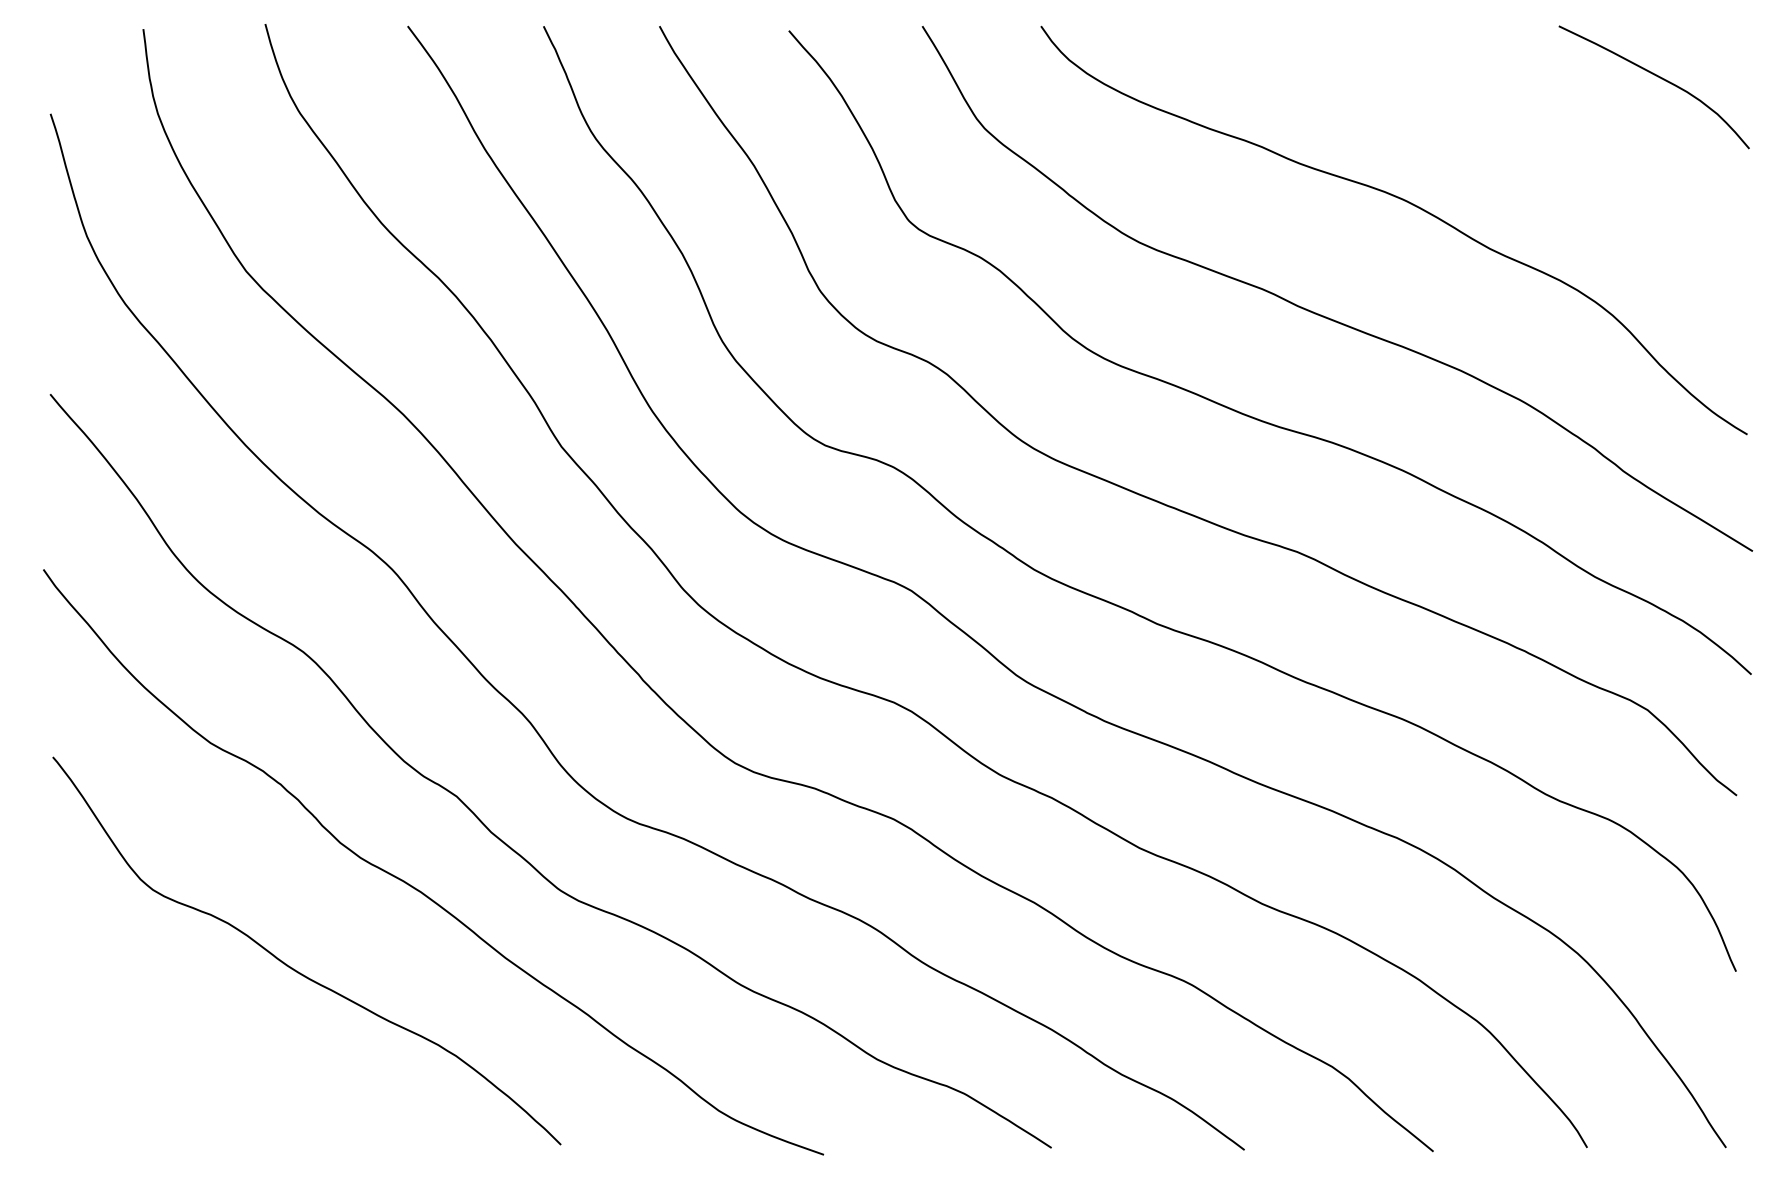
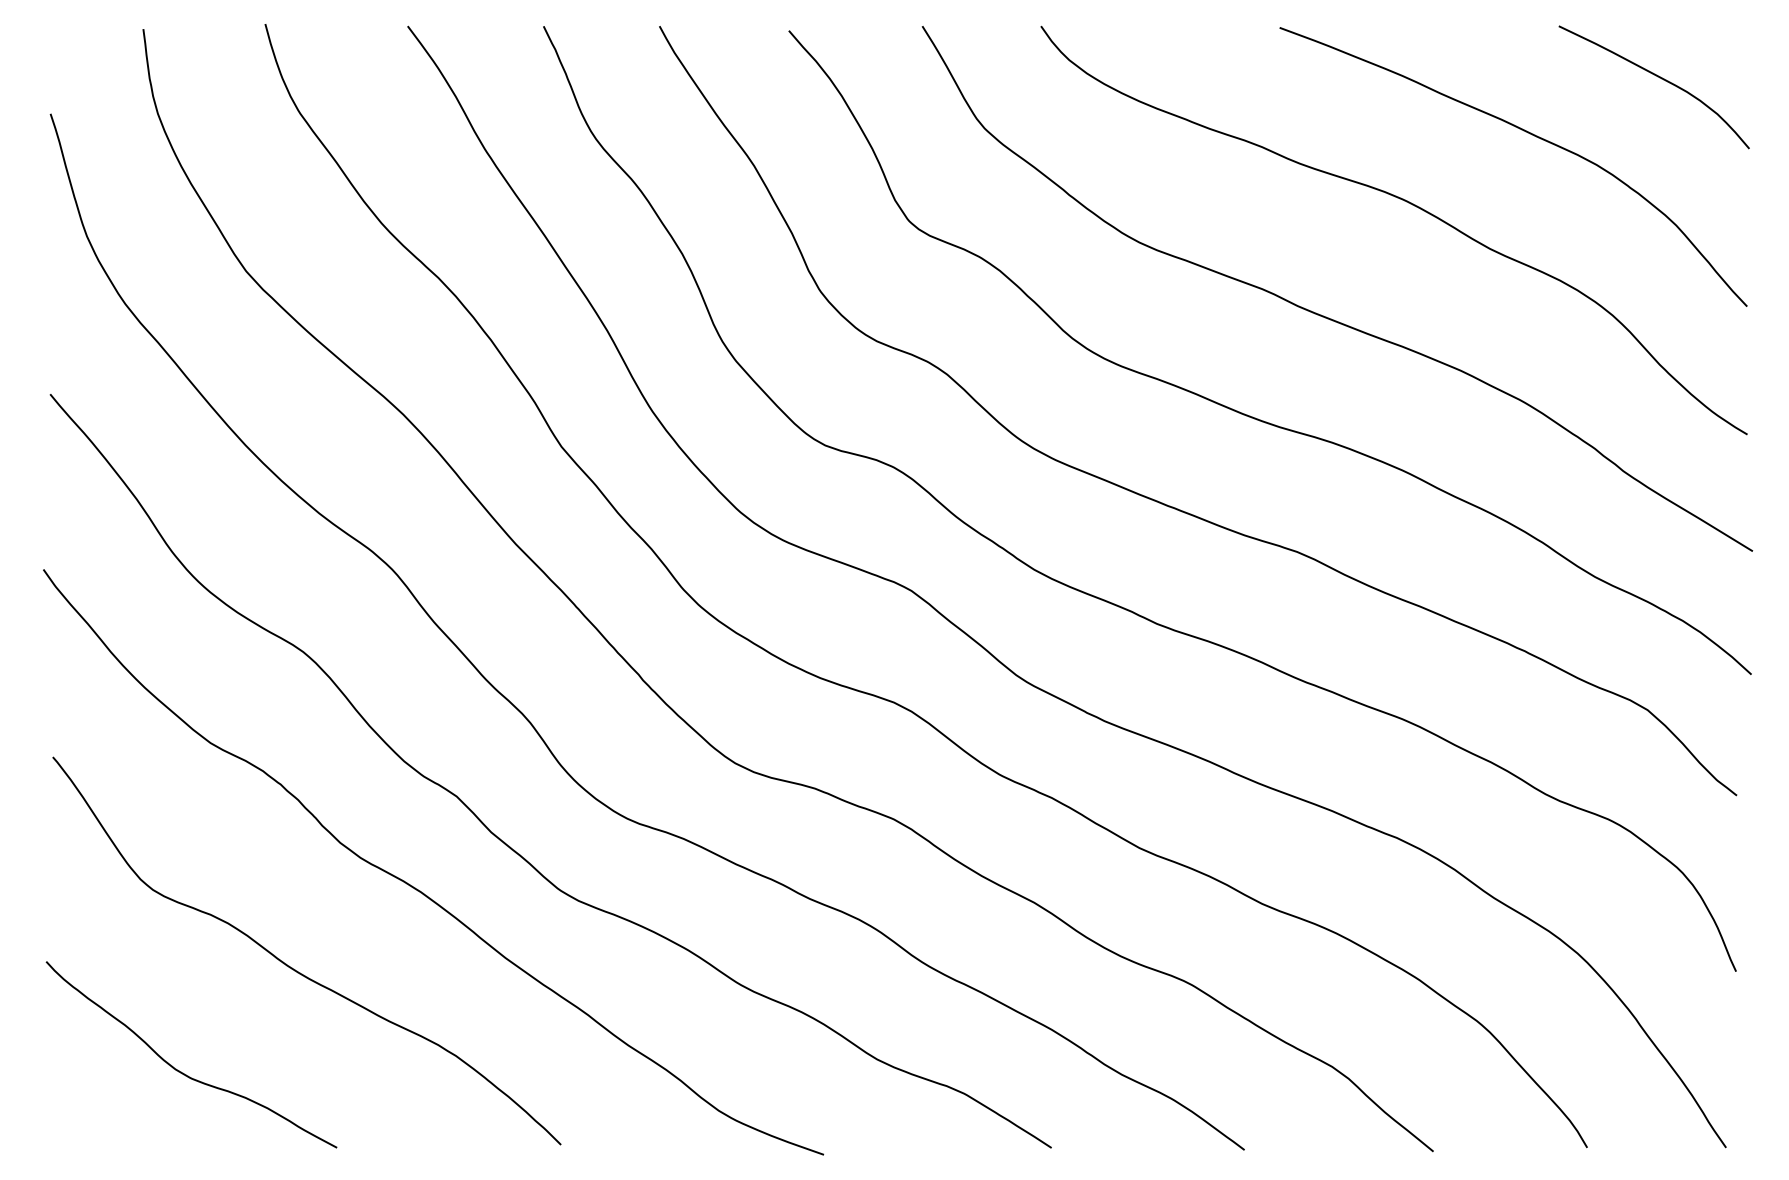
curve: none -> present (1525, 132)
curve: none -> present (183, 1072)
